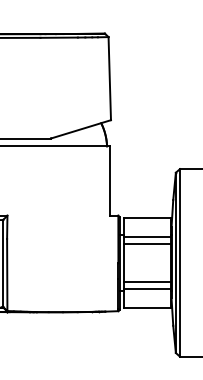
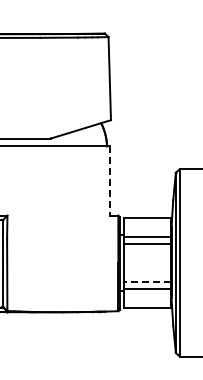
line: solid -> dashed (110, 181)
line: solid -> dashed (146, 282)
